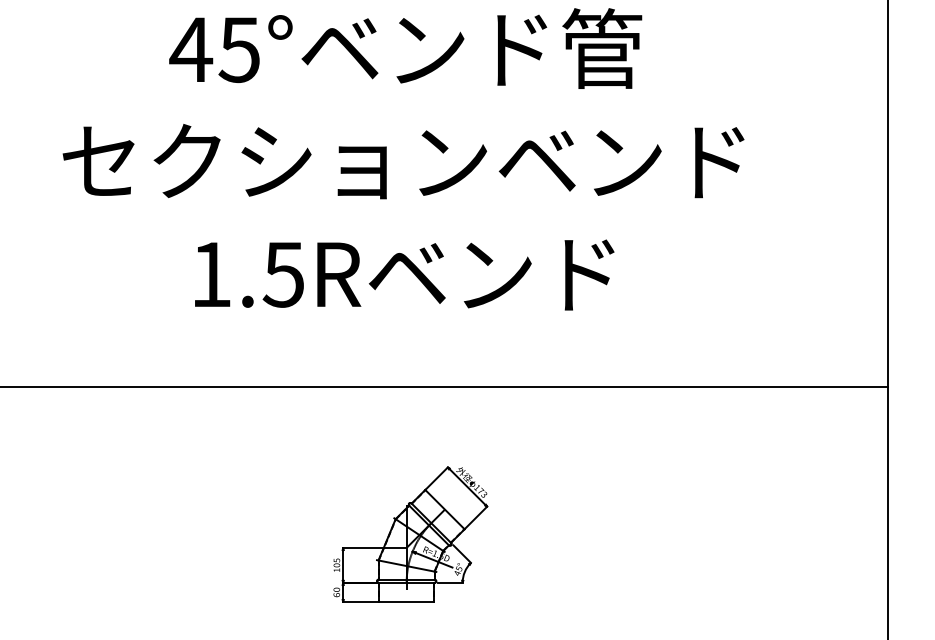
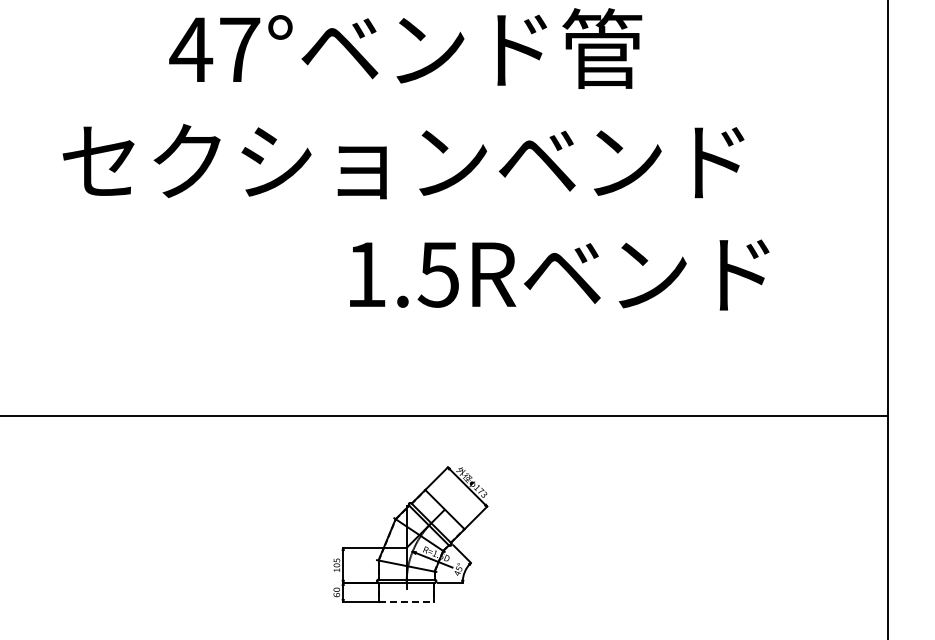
text: 45° -> 47° (239, 50)
text position: (404, 274) -> (559, 274) (559, 274)
line position: (445, 387) -> (445, 416) (445, 416)
line: solid -> dashed (406, 602)
